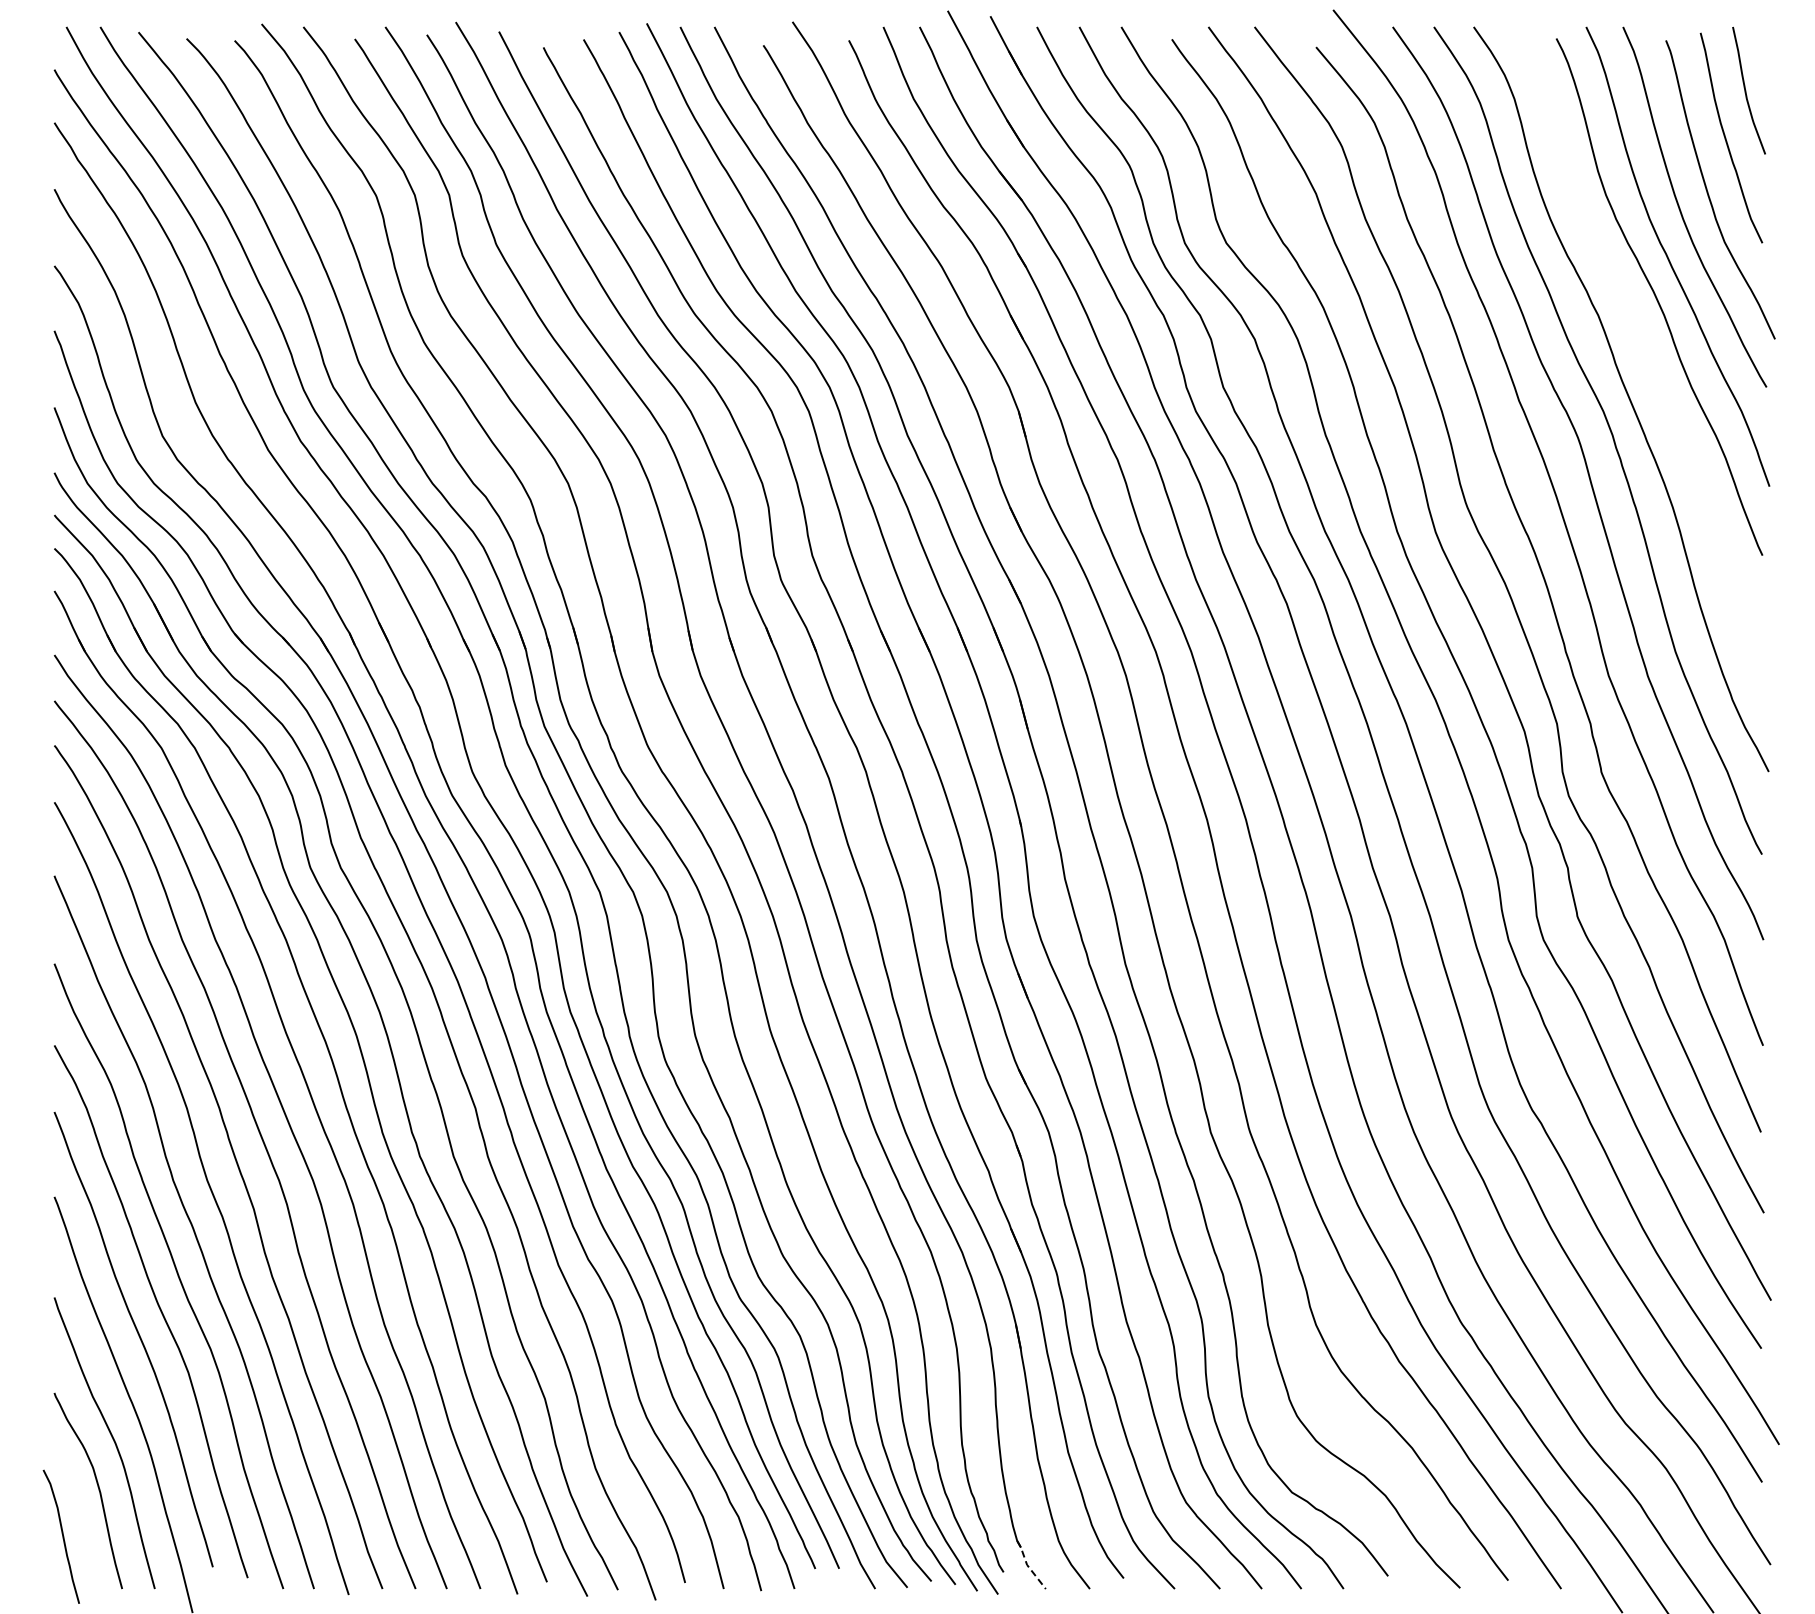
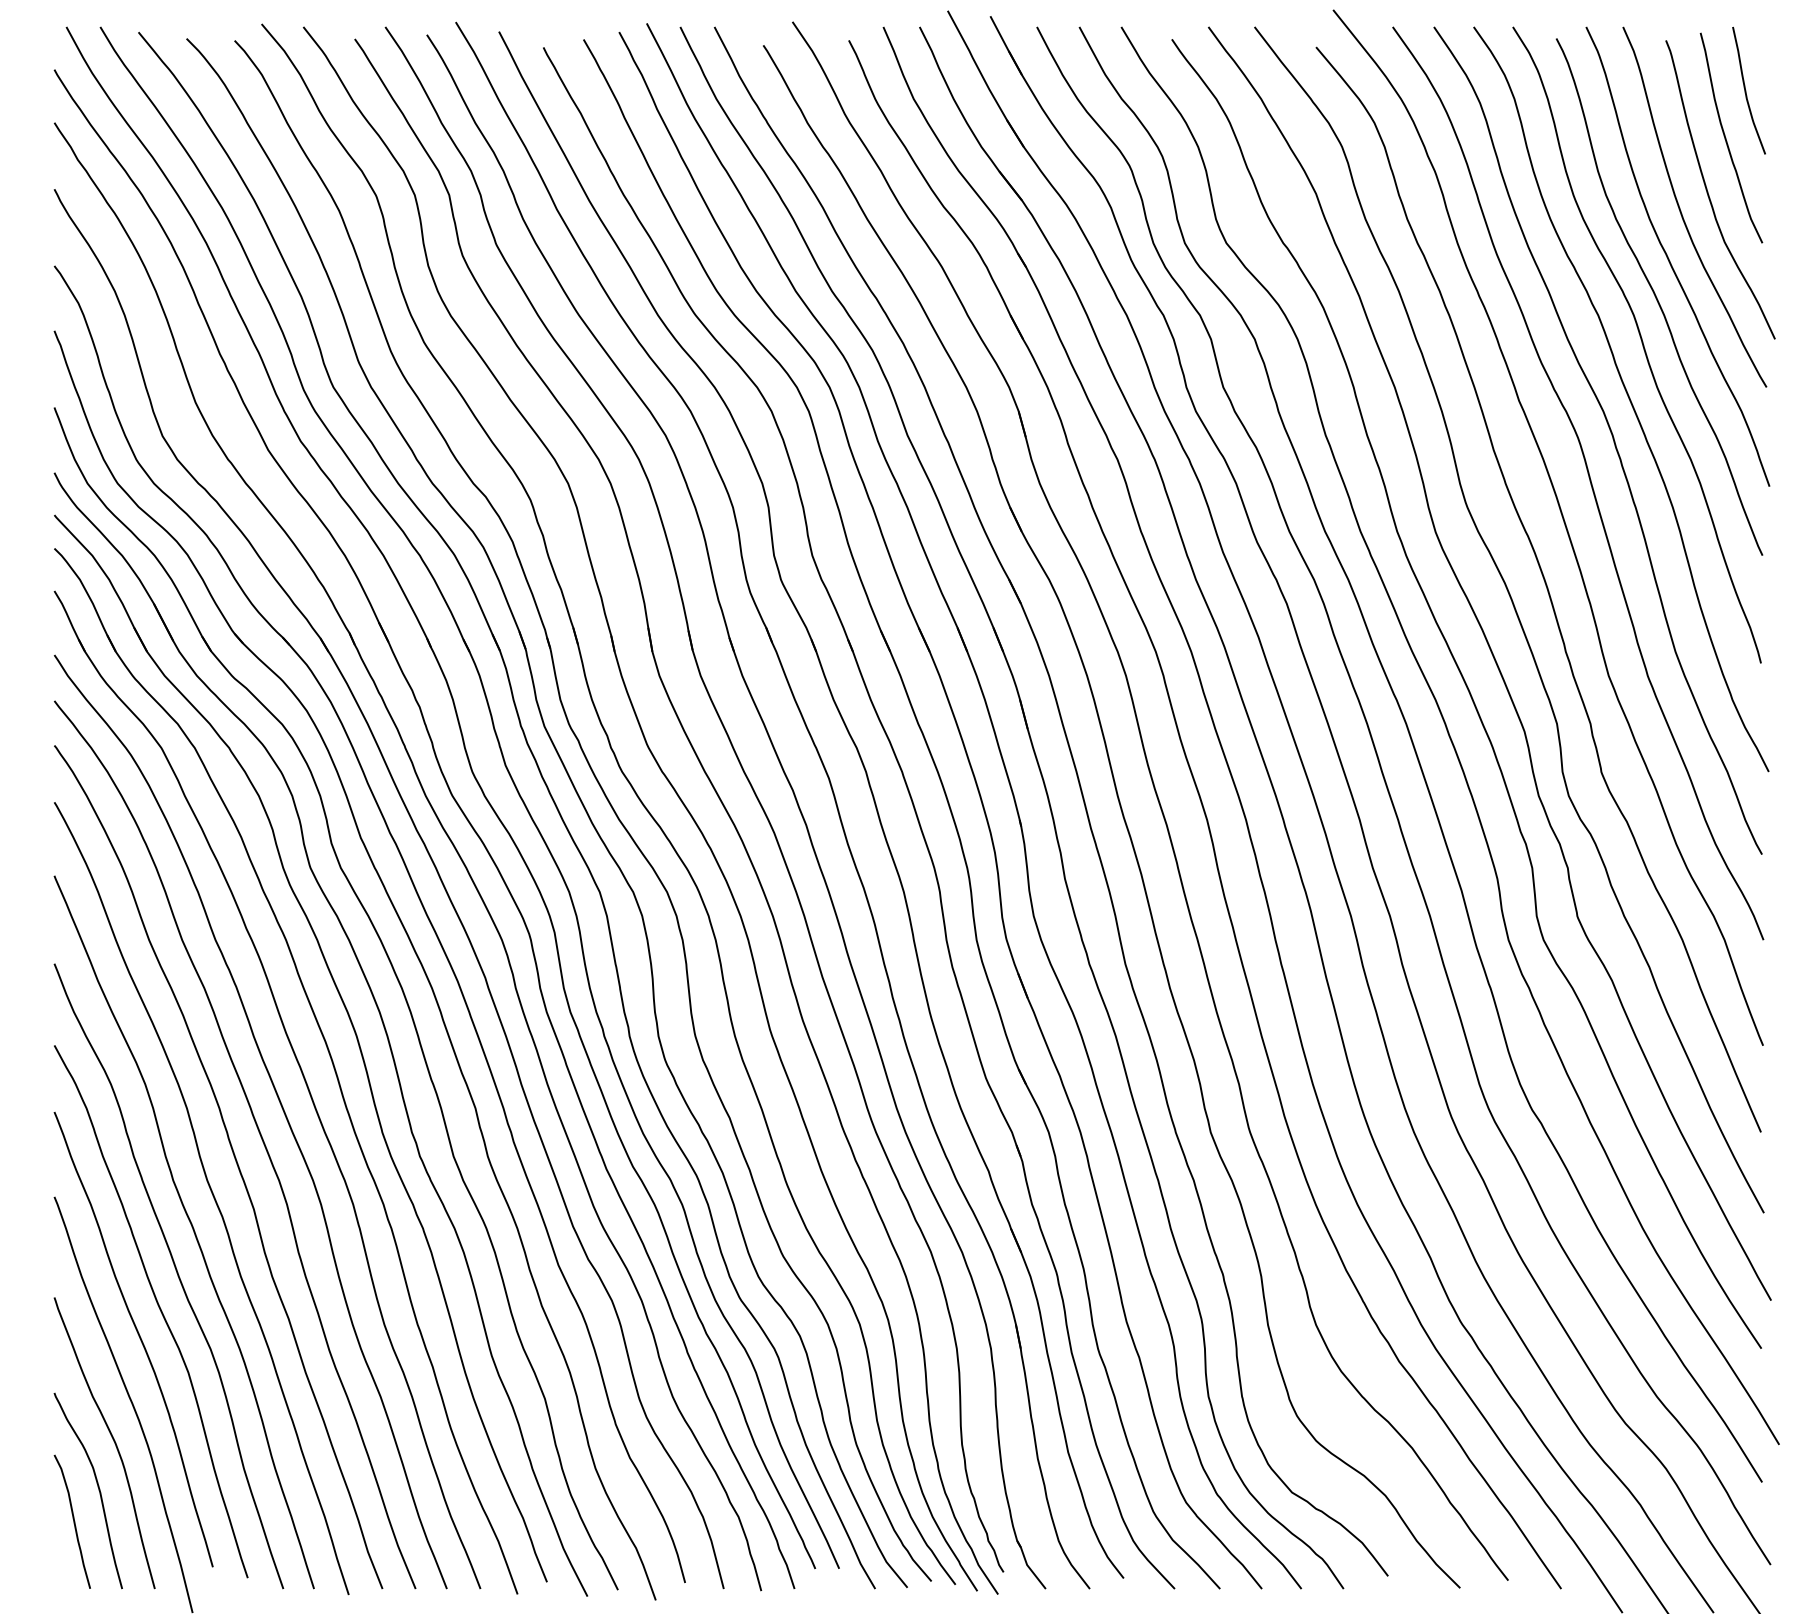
curve: none -> present (1641, 343)
curve position: (62, 1536) -> (73, 1521) (73, 1521)
line: dashed -> solid (1027, 1565)
